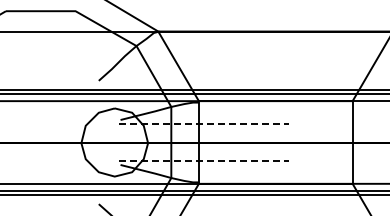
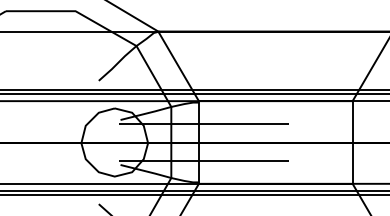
line: dashed -> solid (203, 124)
line: dashed -> solid (203, 160)
